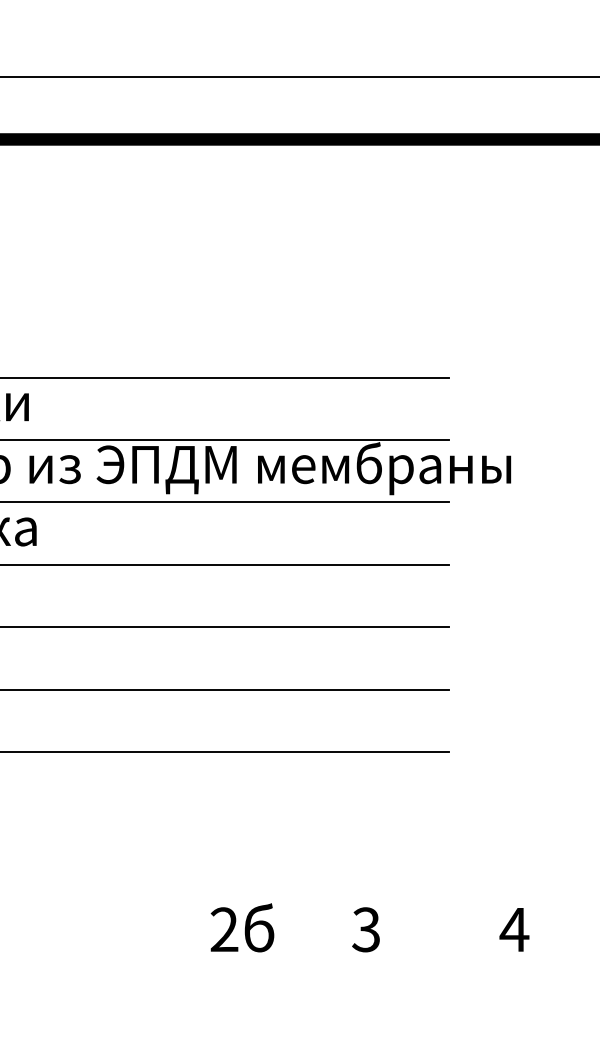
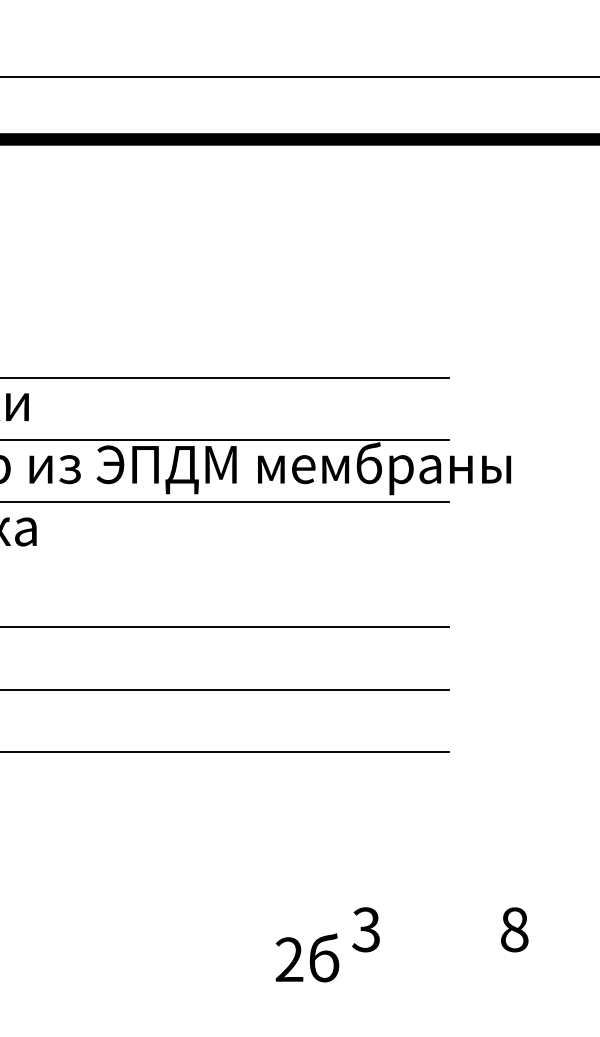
line: present -> none (225, 564)
text position: (242, 927) -> (307, 957) (307, 957)
text: 4 -> 8 (514, 929)
